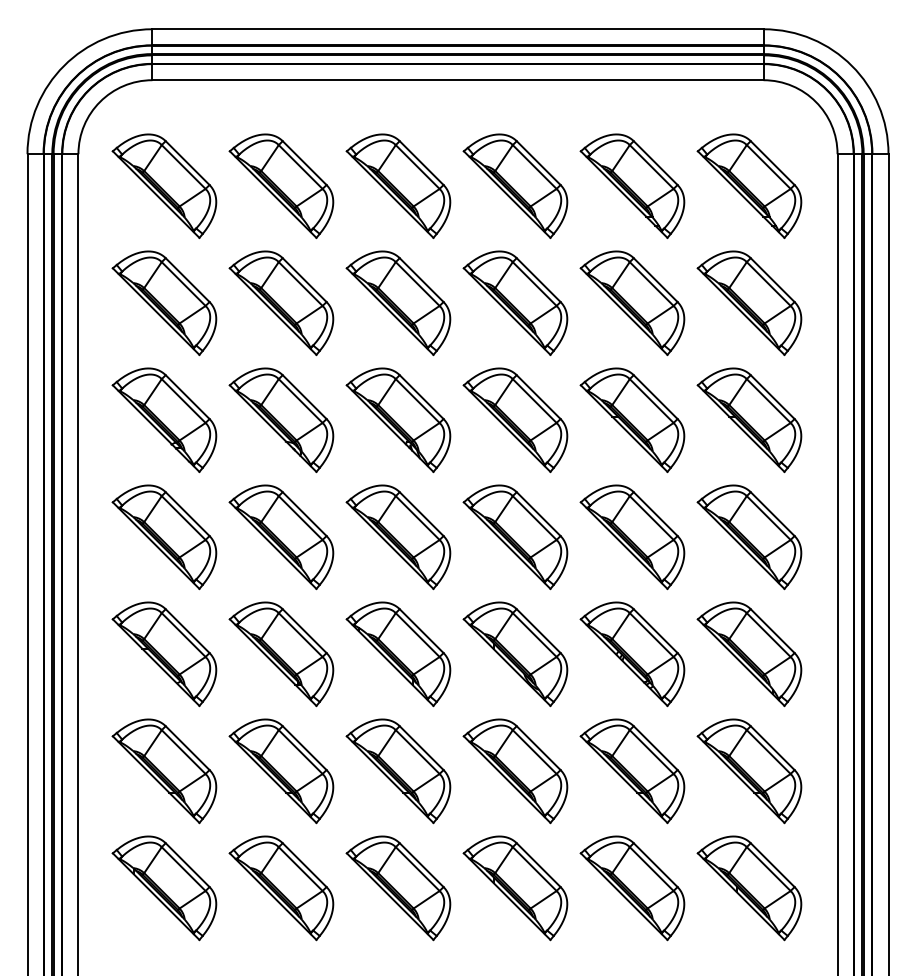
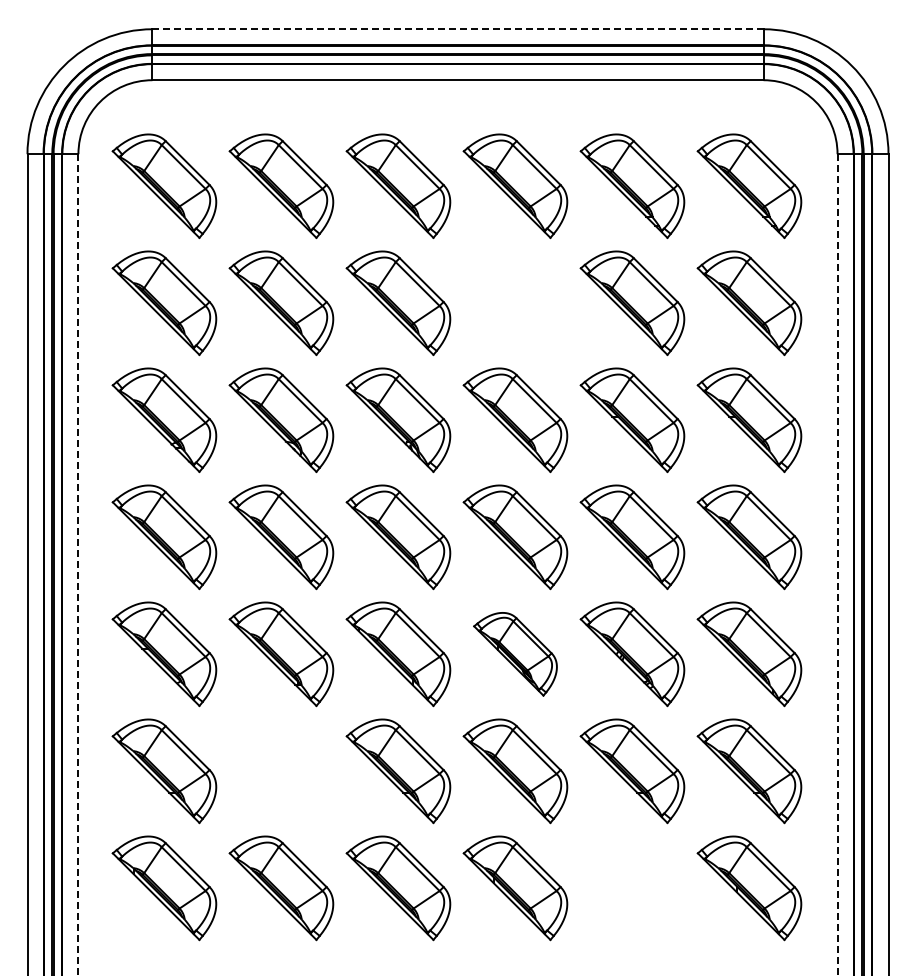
line: solid -> dashed (457, 29)
part: present -> none (515, 303)
line: solid -> dashed (837, 564)
line: solid -> dashed (78, 565)
part size: 107x107 px -> 85x85 px (515, 654)
part: present -> none (281, 771)
part: present -> none (632, 888)
